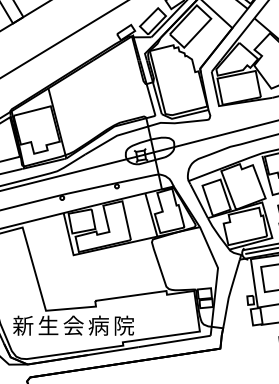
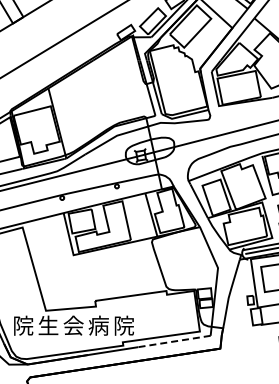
text: 新 -> 院 (23, 325)
line: solid -> dashed (174, 341)
